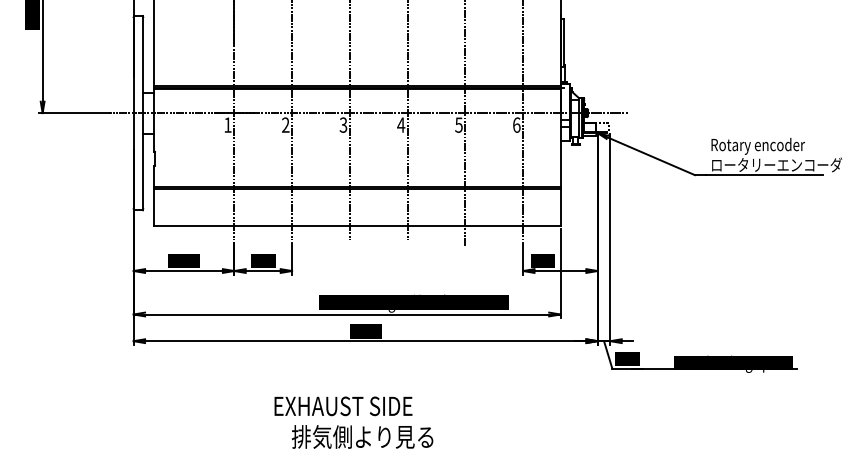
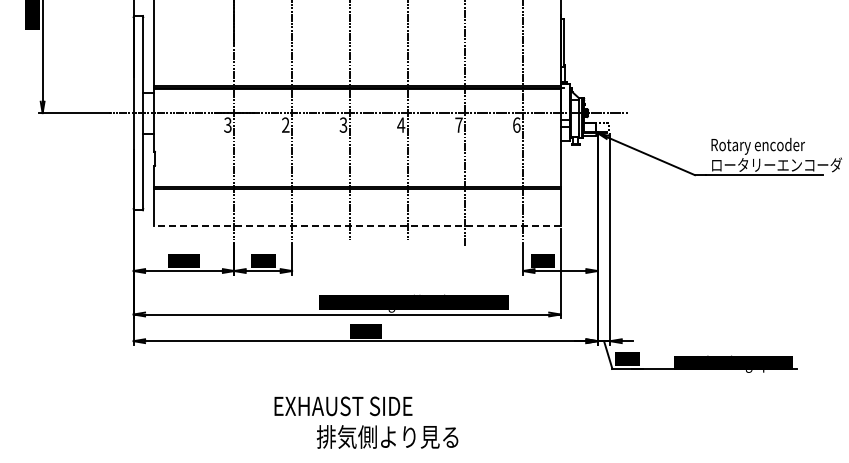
text: 1 -> 3 (227, 124)
text: 5 -> 7 (458, 124)
line: solid -> dashed (357, 226)
text position: (362, 436) -> (387, 436) (387, 436)
